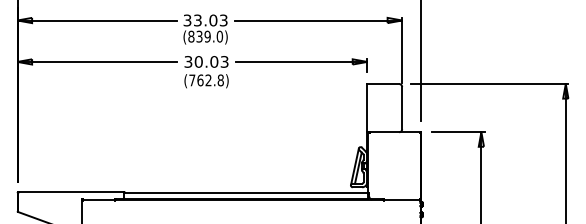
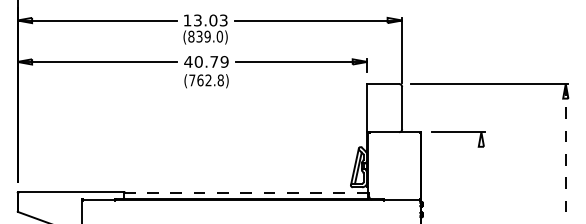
text: 33.03 -> 13.03 (187, 20)
text: 30.03 -> 40.79 (206, 61)
line: present -> none (421, 61)
line: solid -> dashed (565, 153)
line: present -> none (481, 176)
line: solid -> dashed (245, 193)
